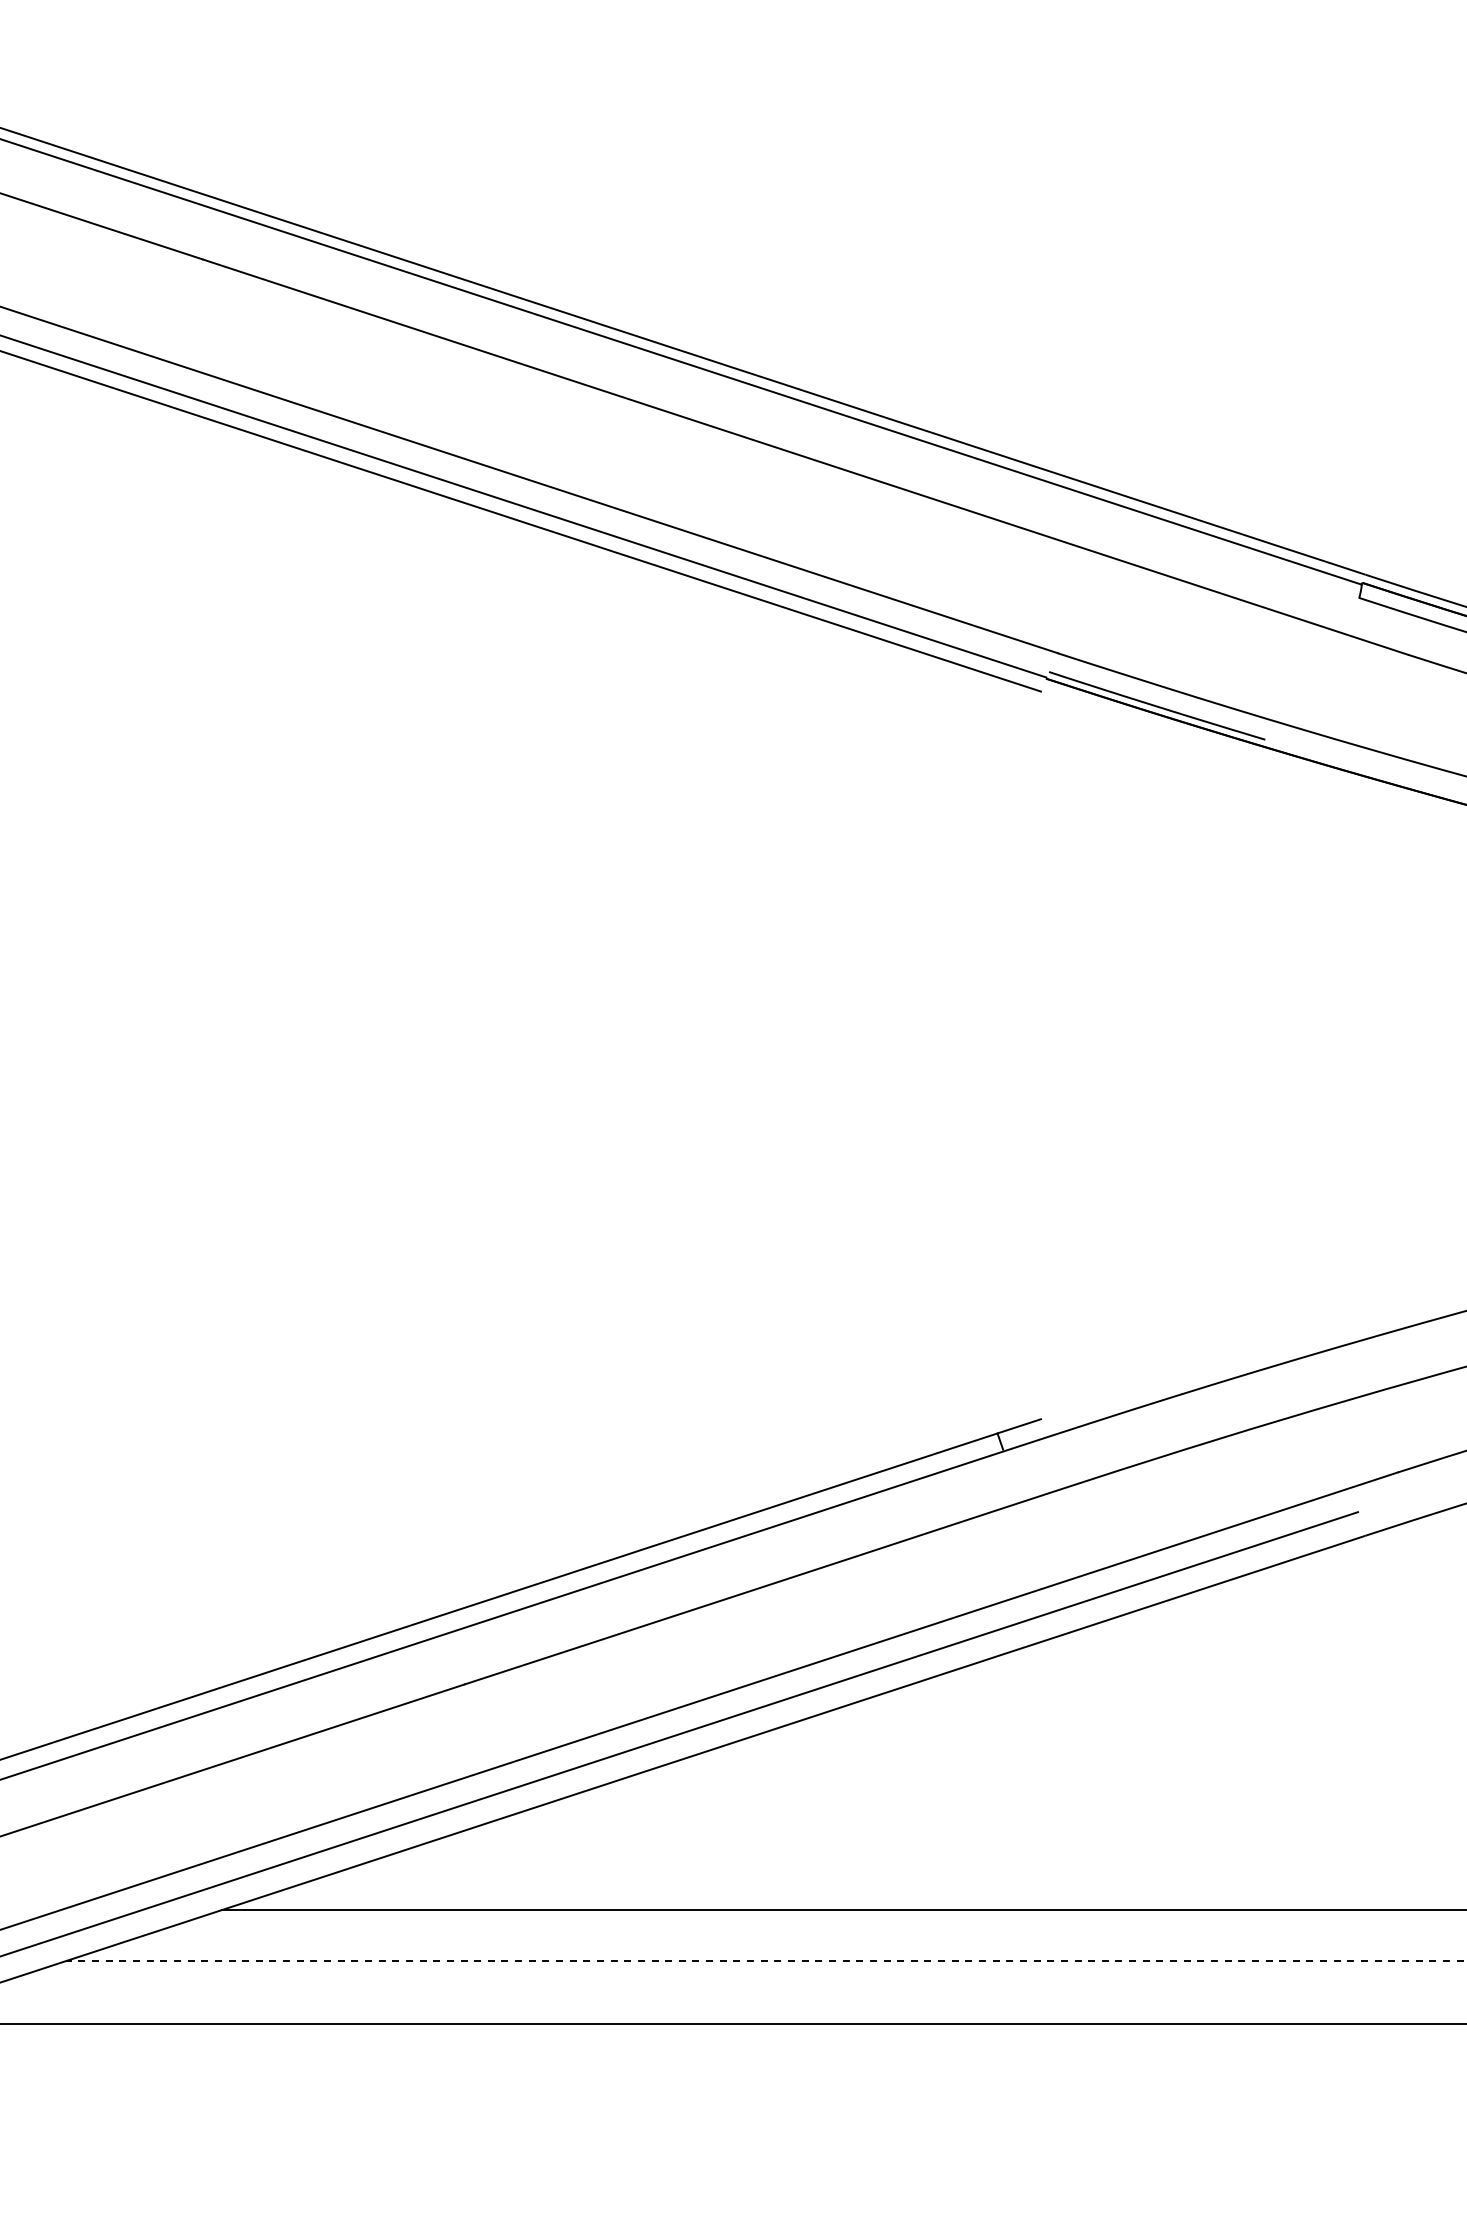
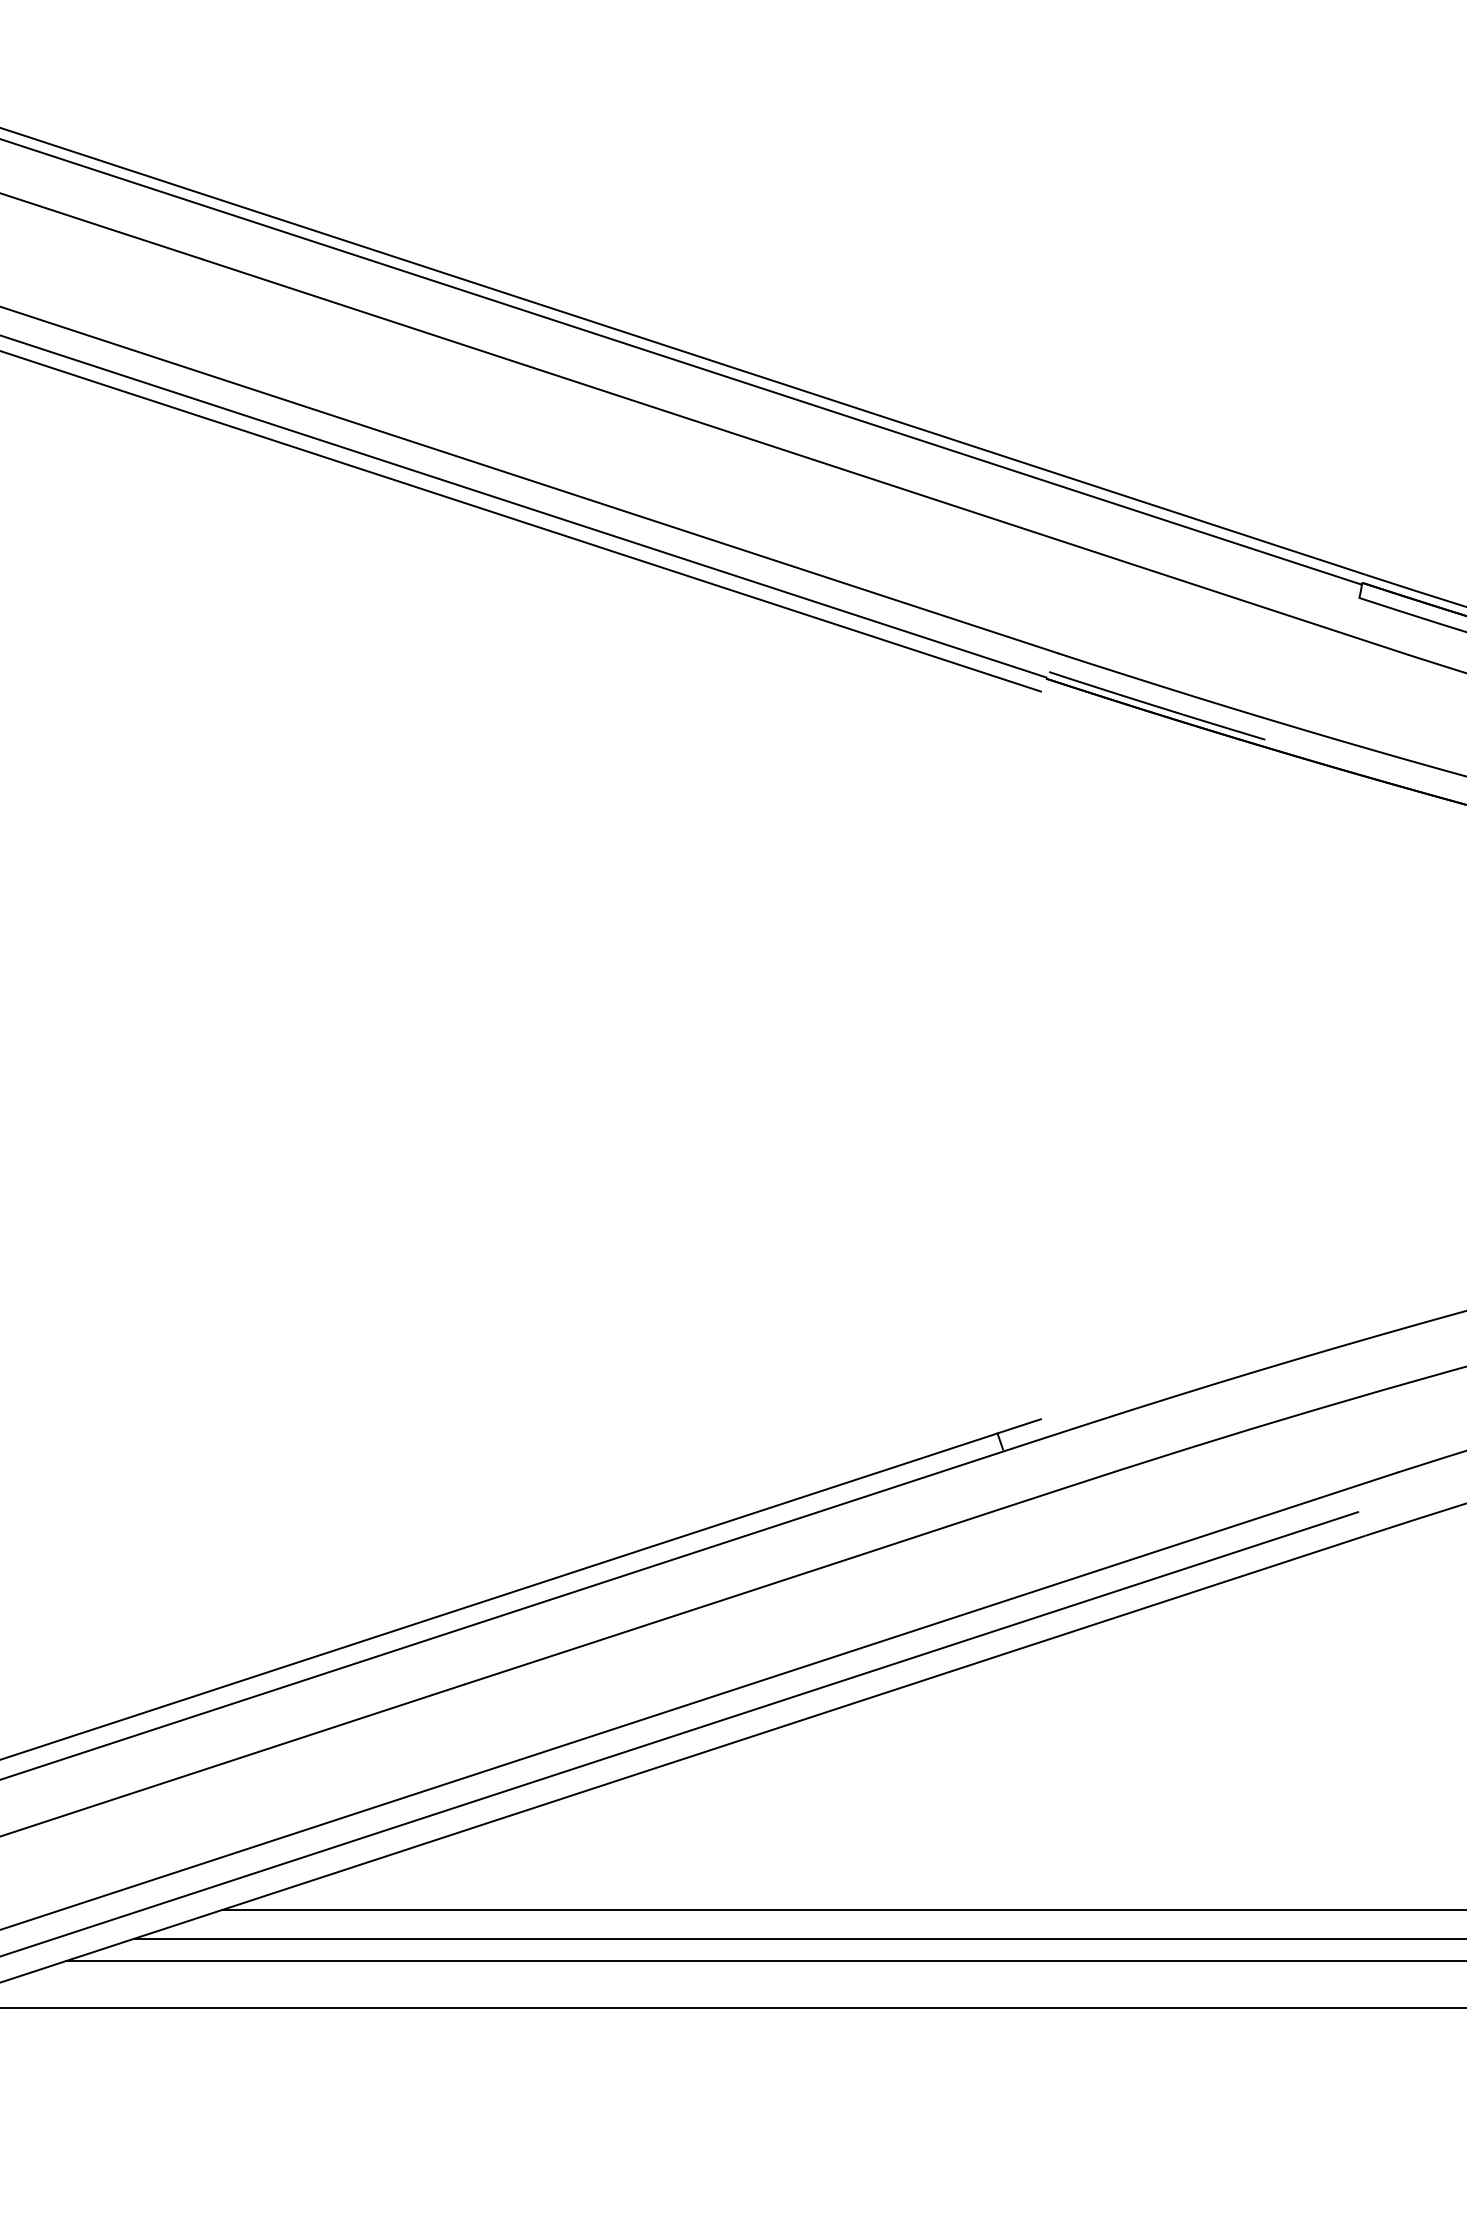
line: none -> present (798, 1938)
line: dashed -> solid (765, 1961)
line position: (732, 2024) -> (732, 2008) (732, 2008)
